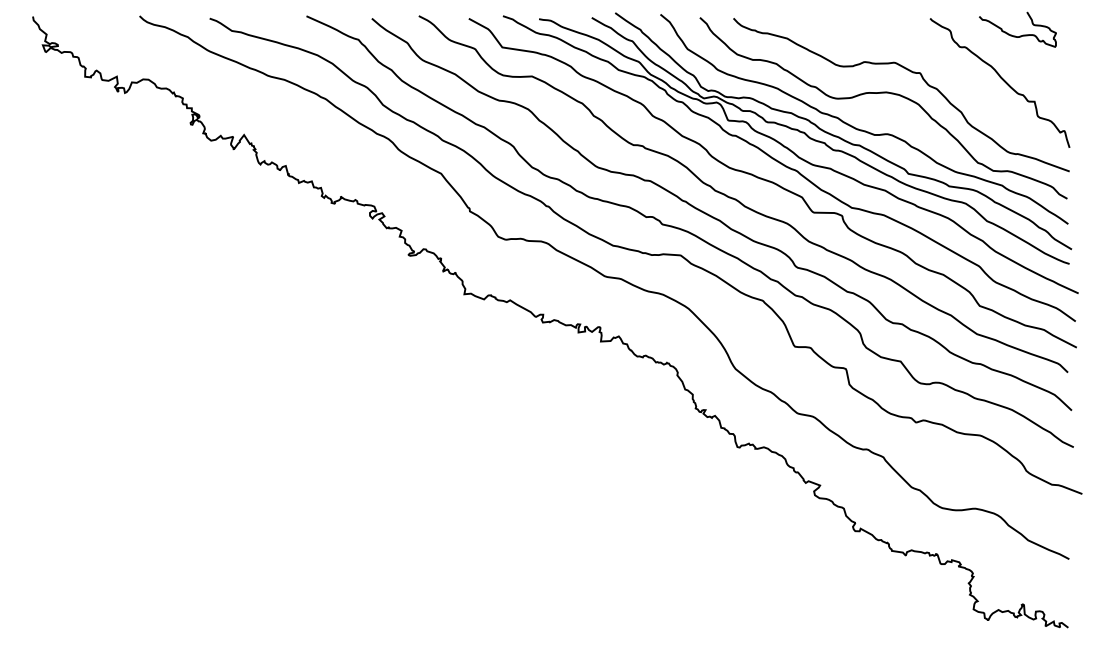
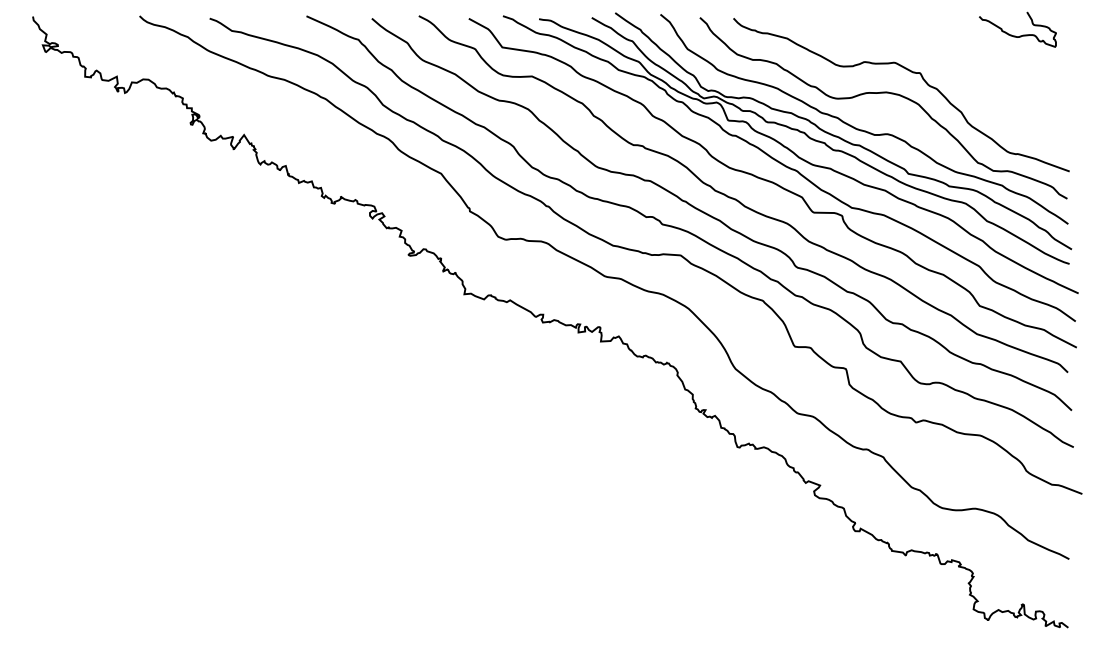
curve: present -> none (1001, 79)
